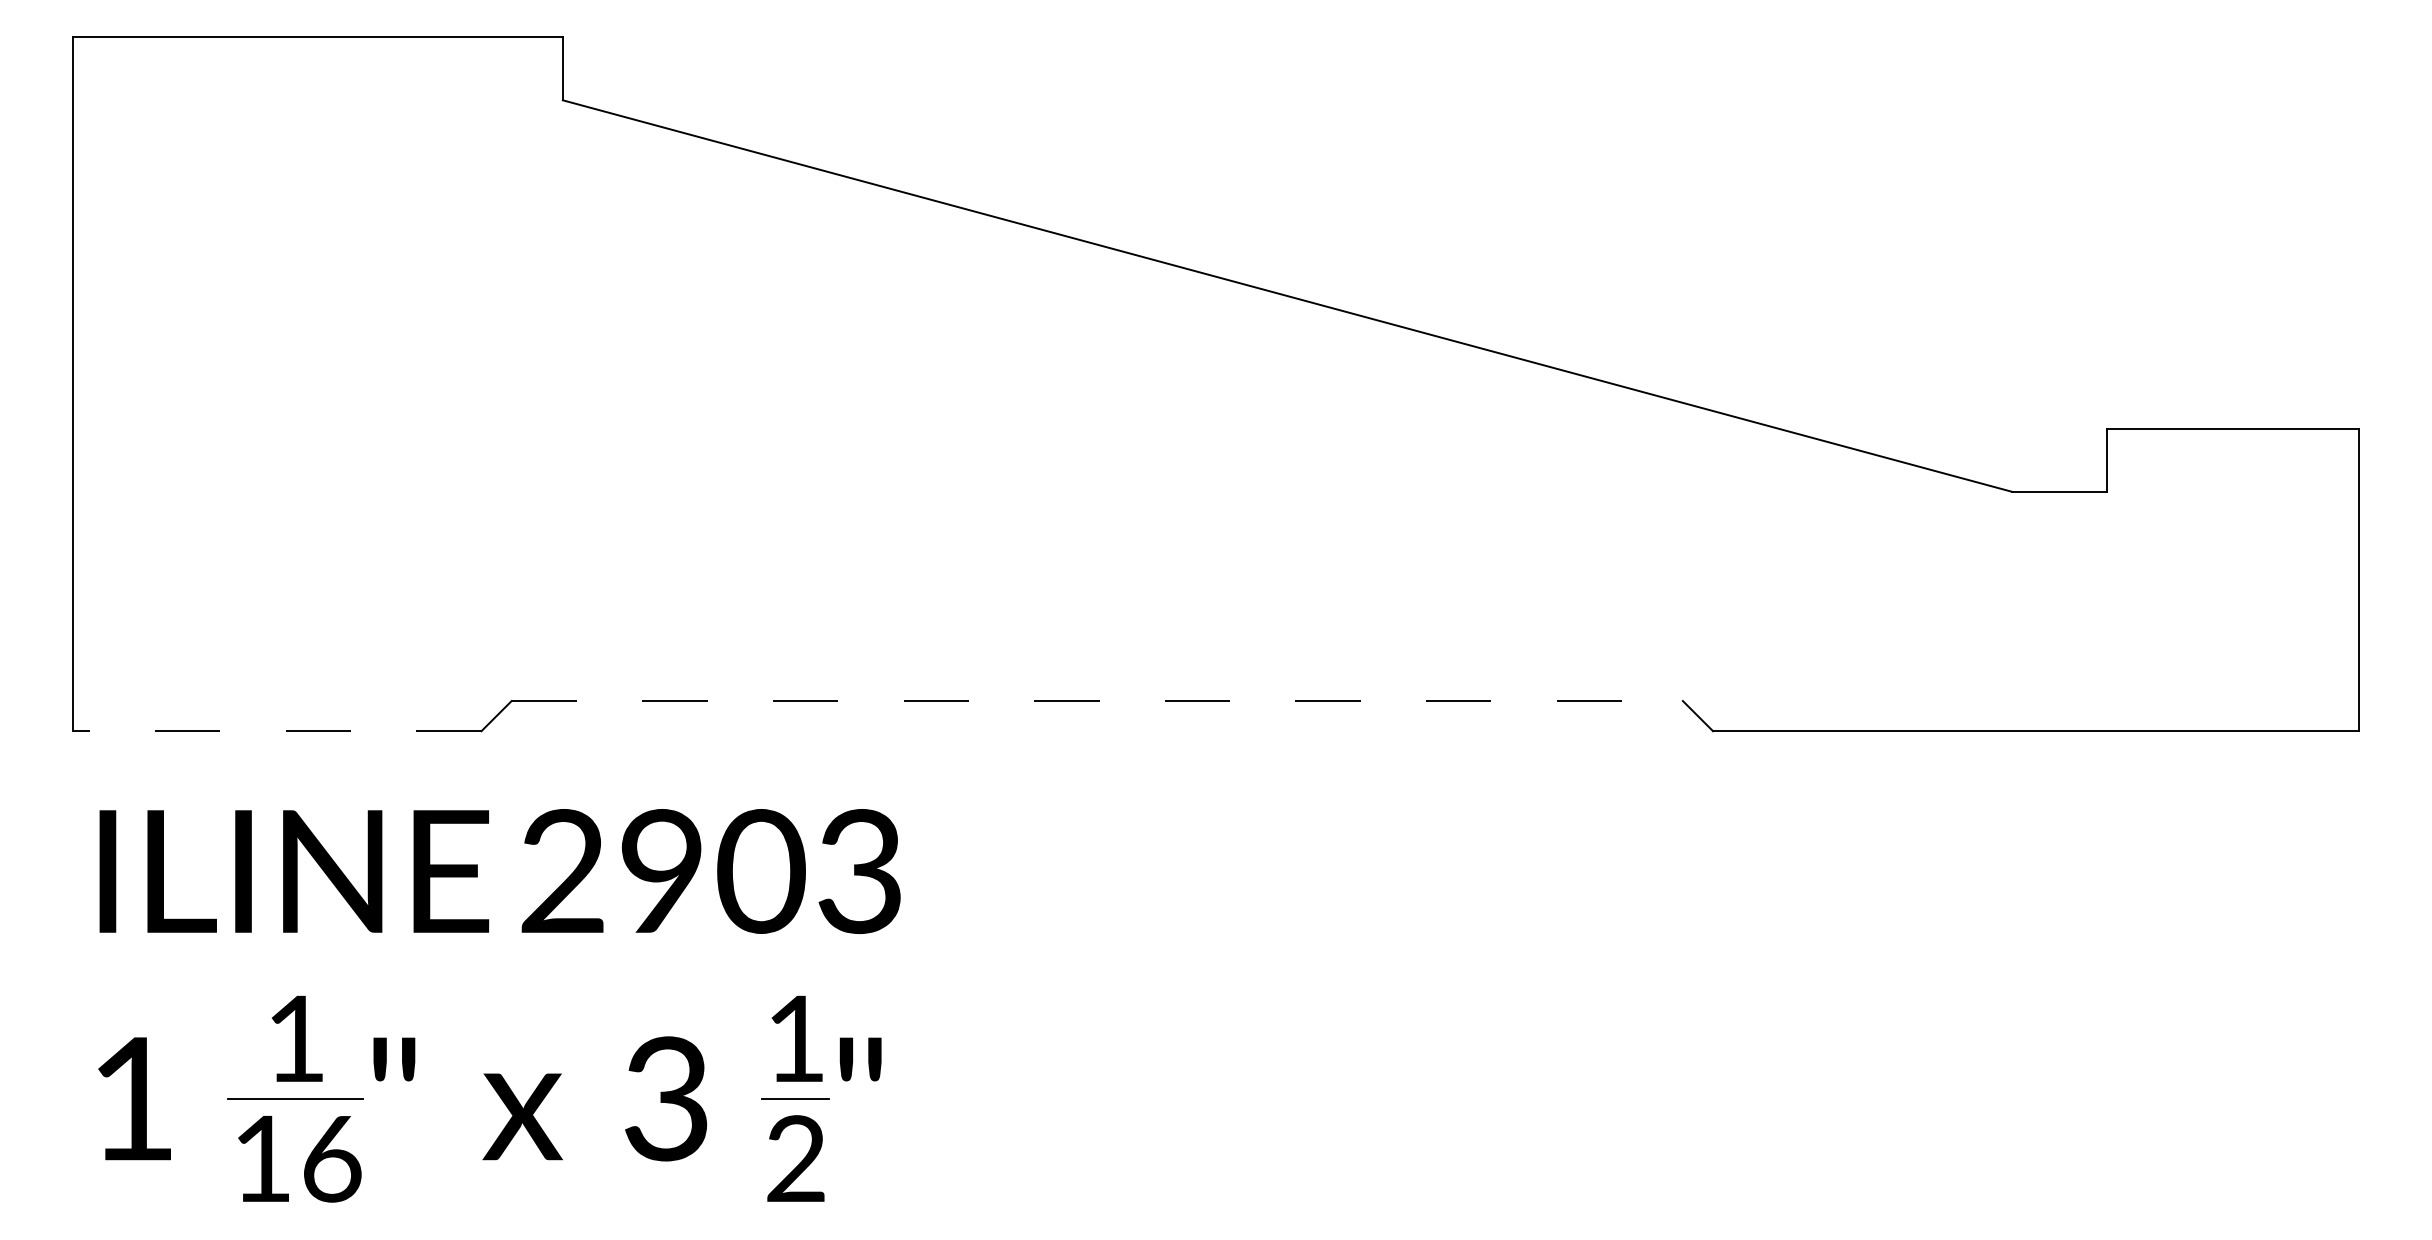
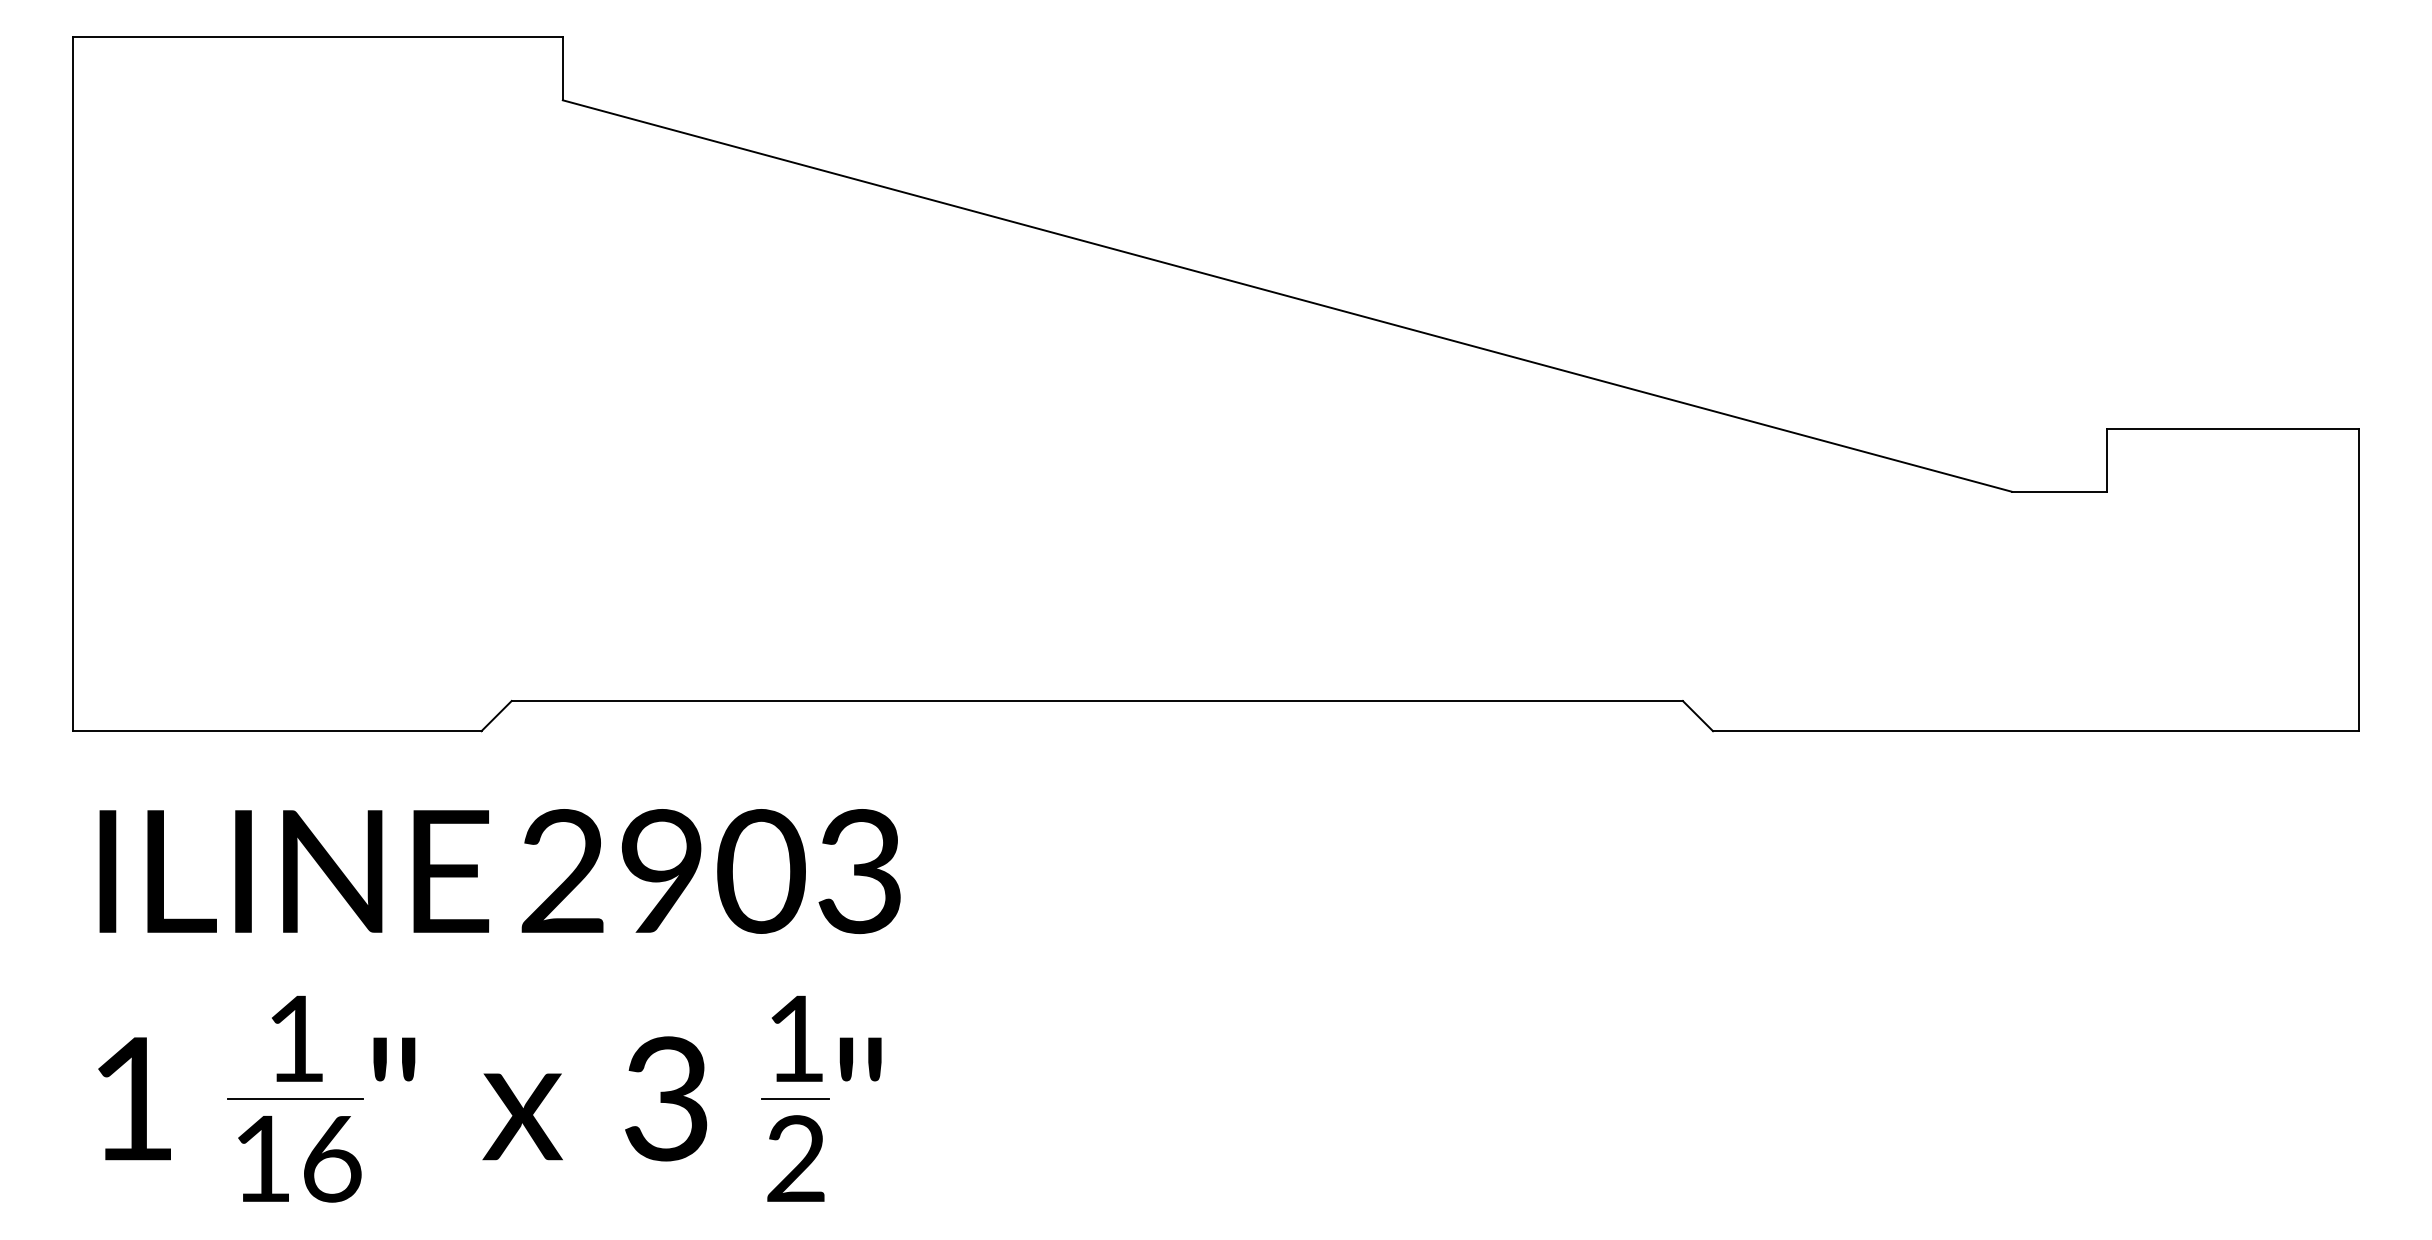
line: dashed -> solid (1097, 701)
line: dashed -> solid (276, 731)
